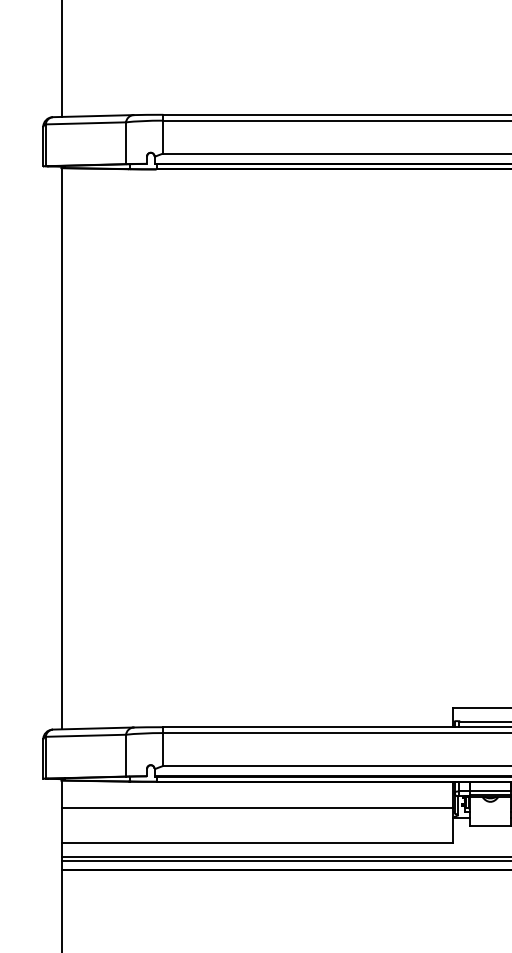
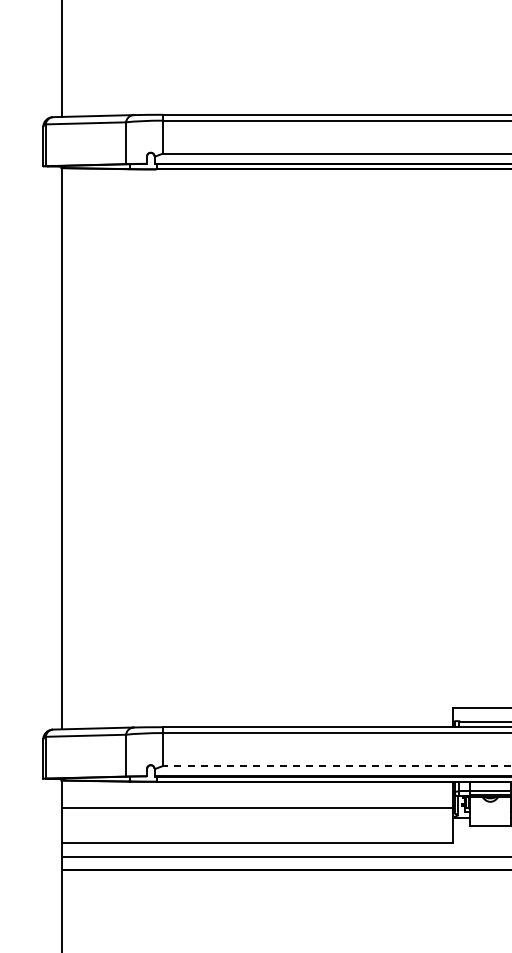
line: solid -> dashed (337, 765)
line: present -> none (284, 860)
